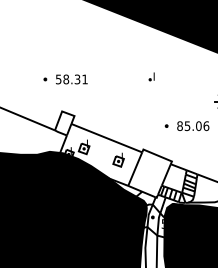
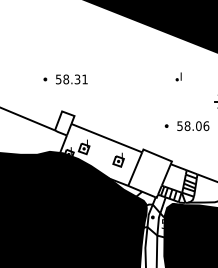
part position: (151, 76) -> (178, 76) (178, 76)
text: 85.06 -> 58.06 (183, 126)
